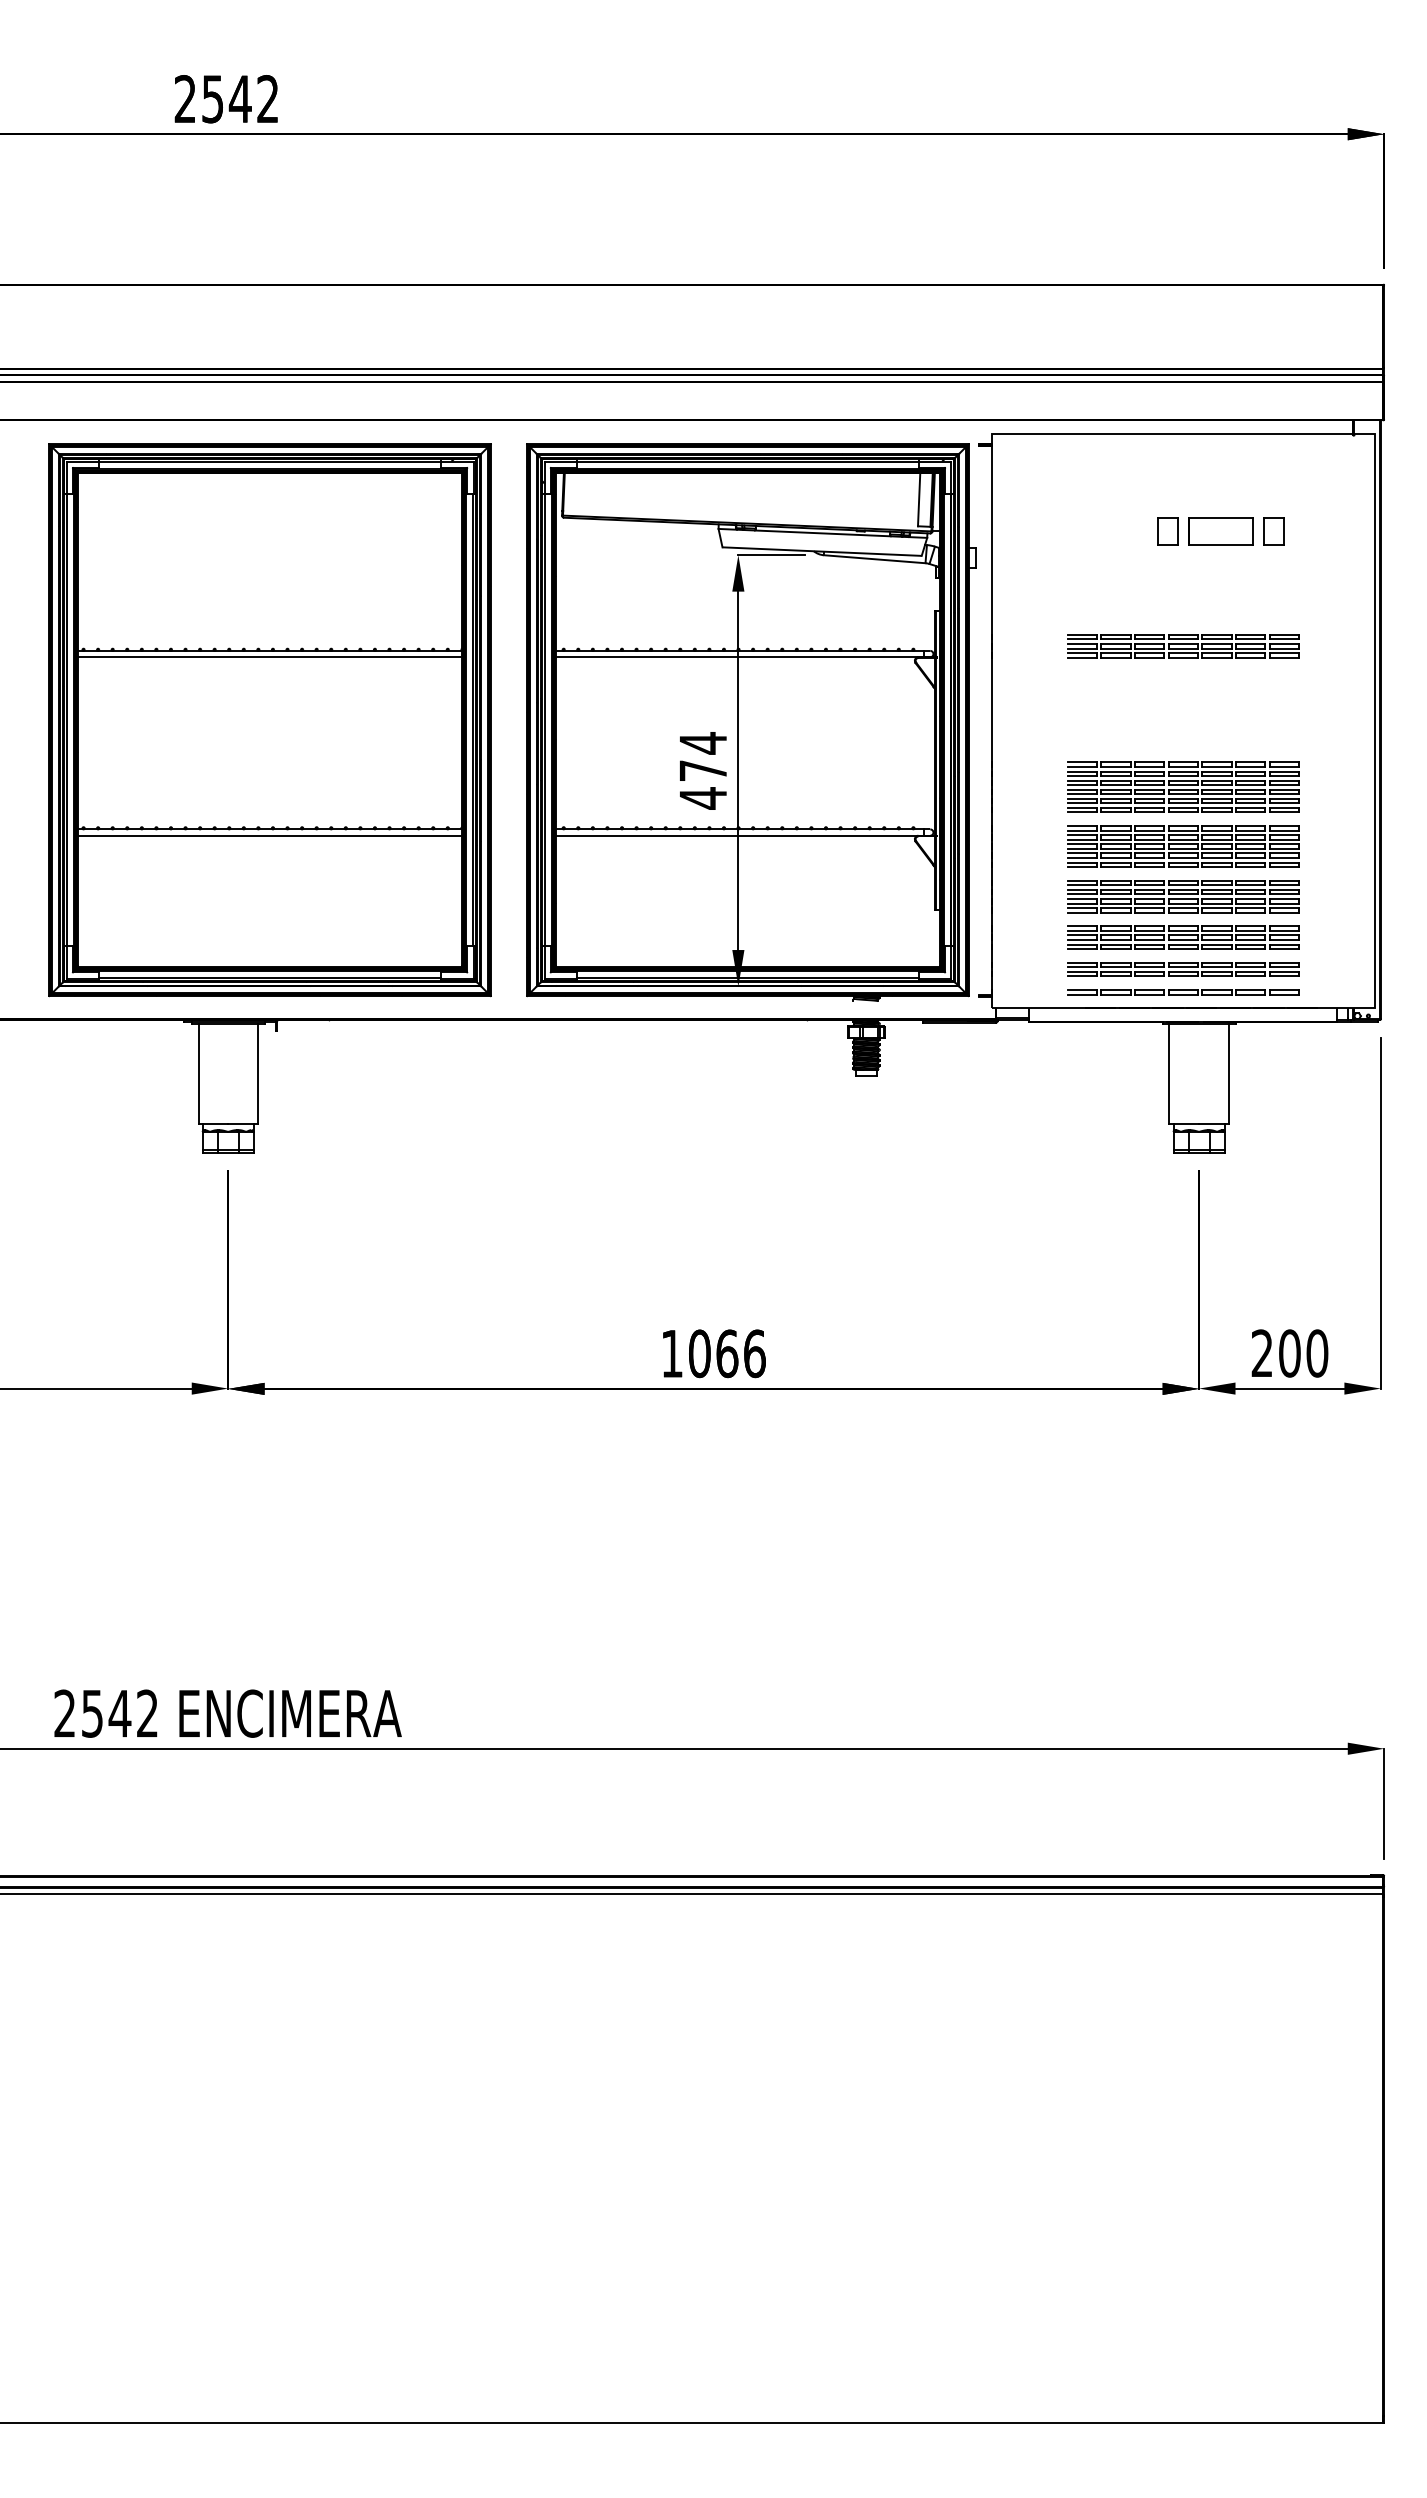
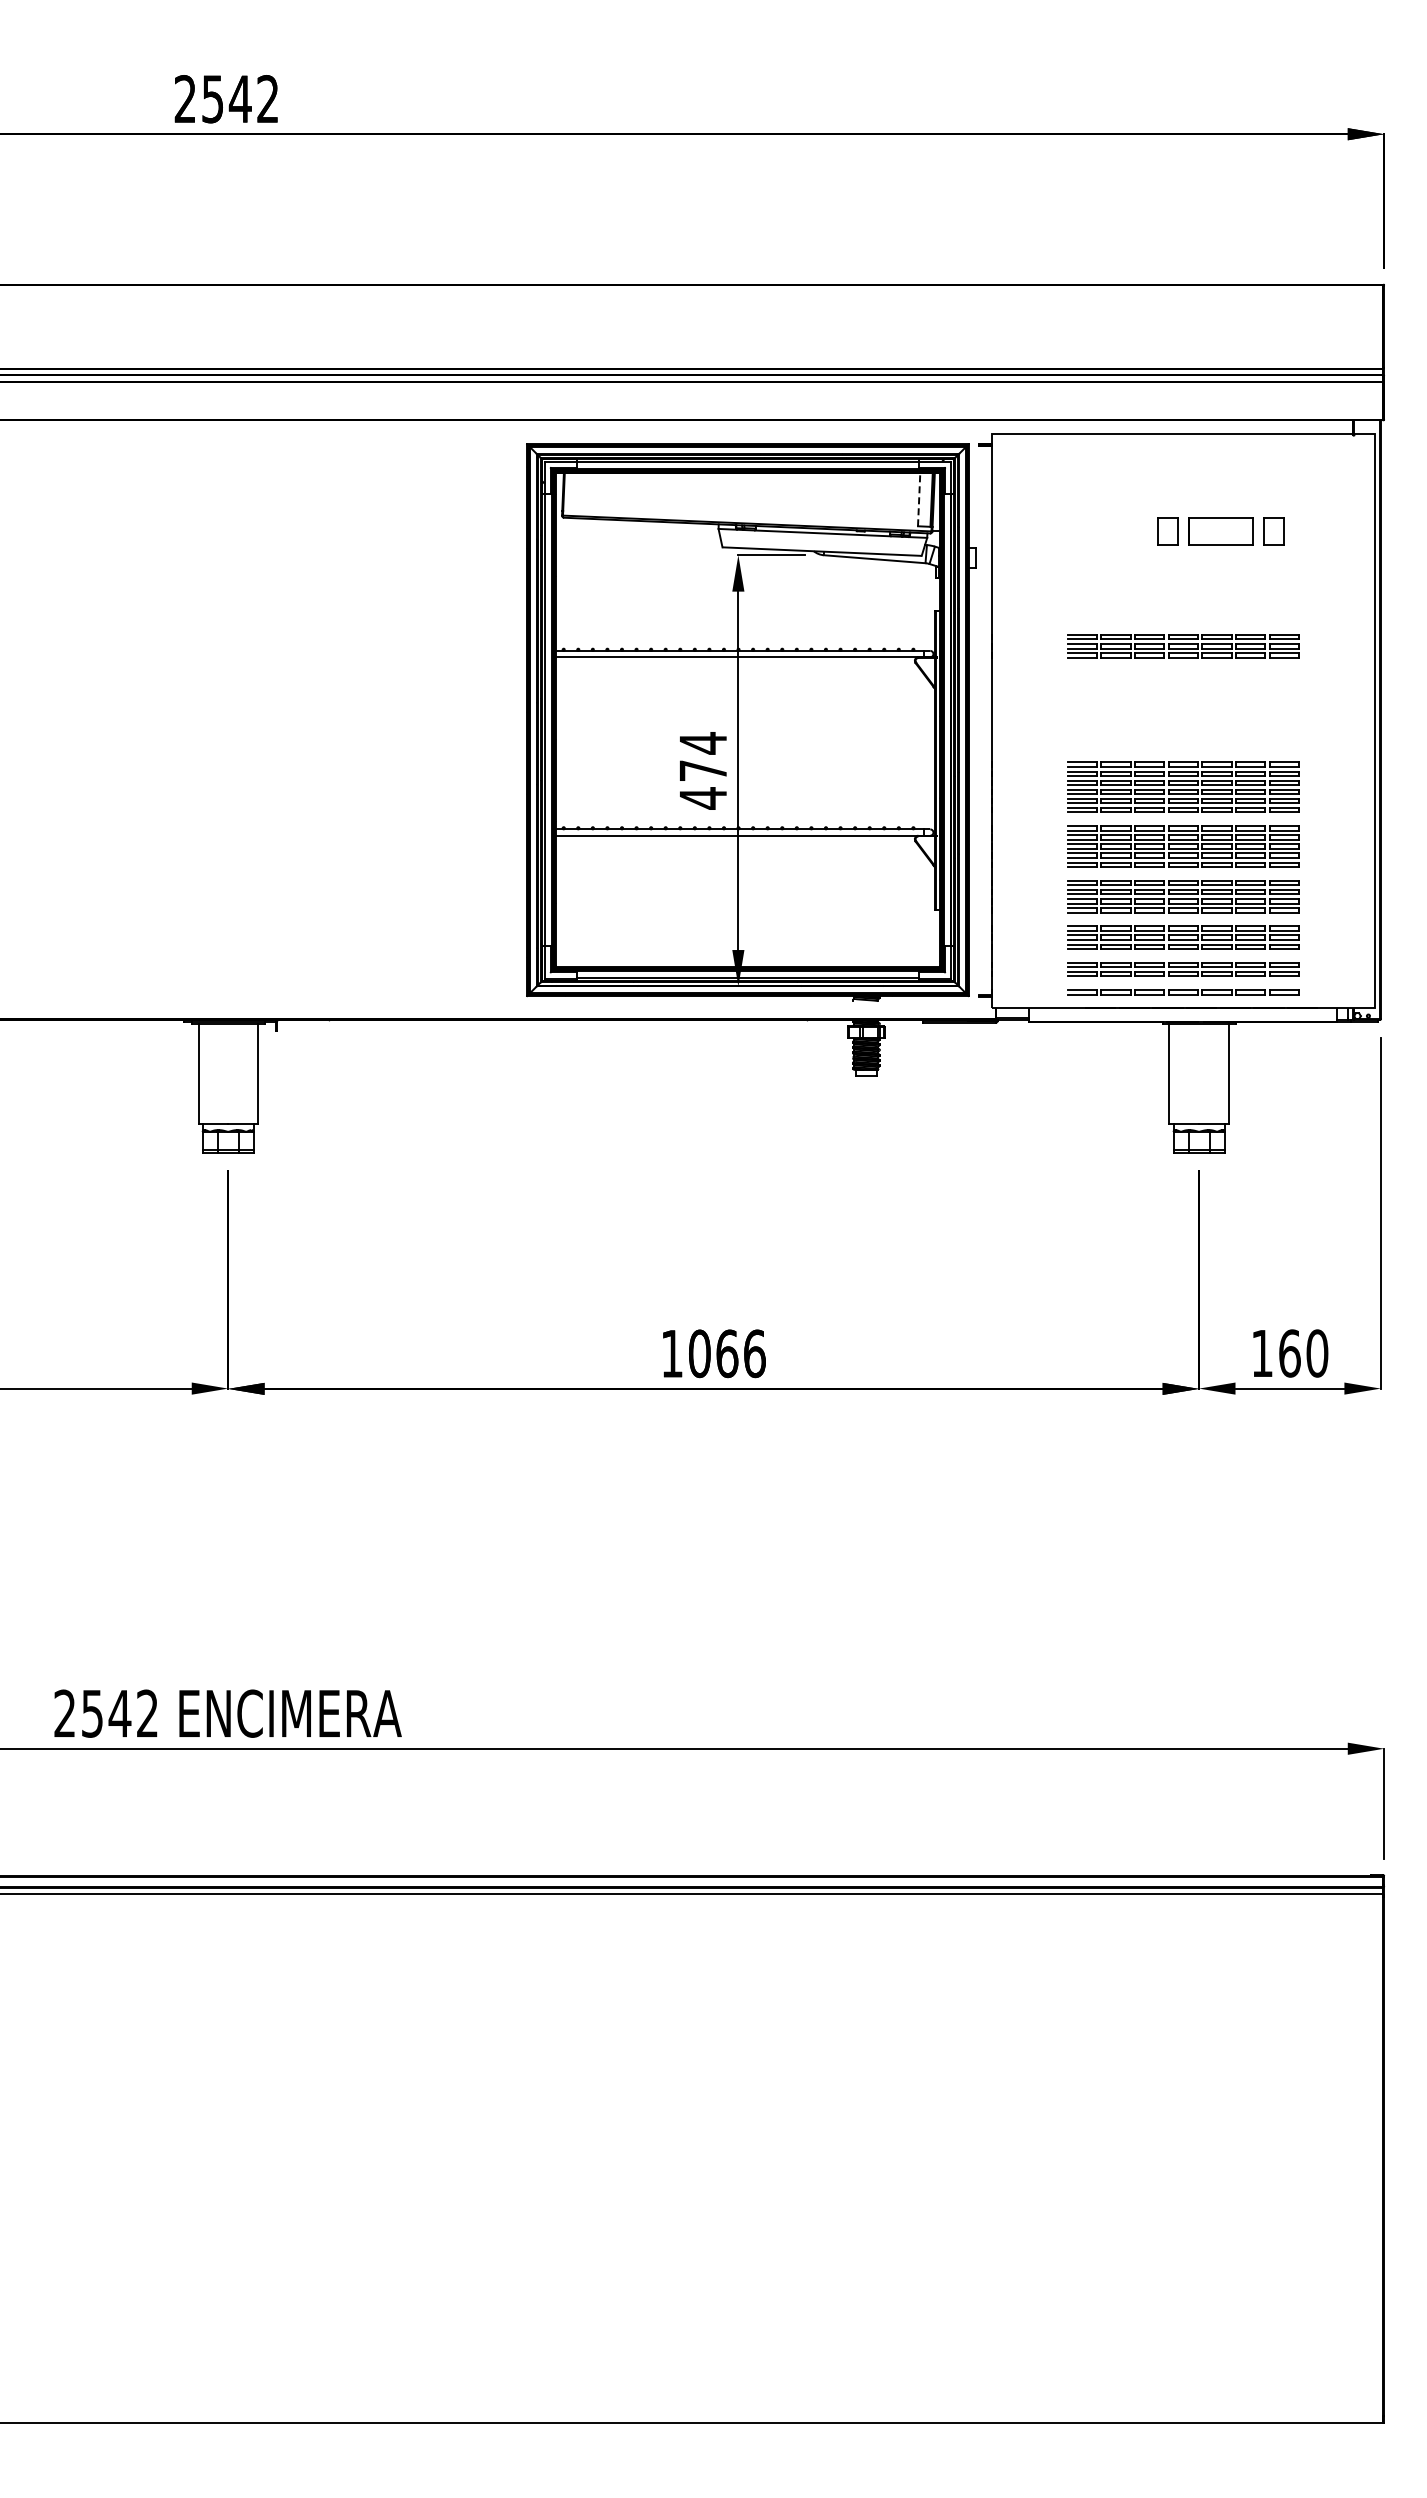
line: solid -> dashed (919, 499)
part: present -> none (269, 720)
text: 200 -> 160 (1275, 1353)
